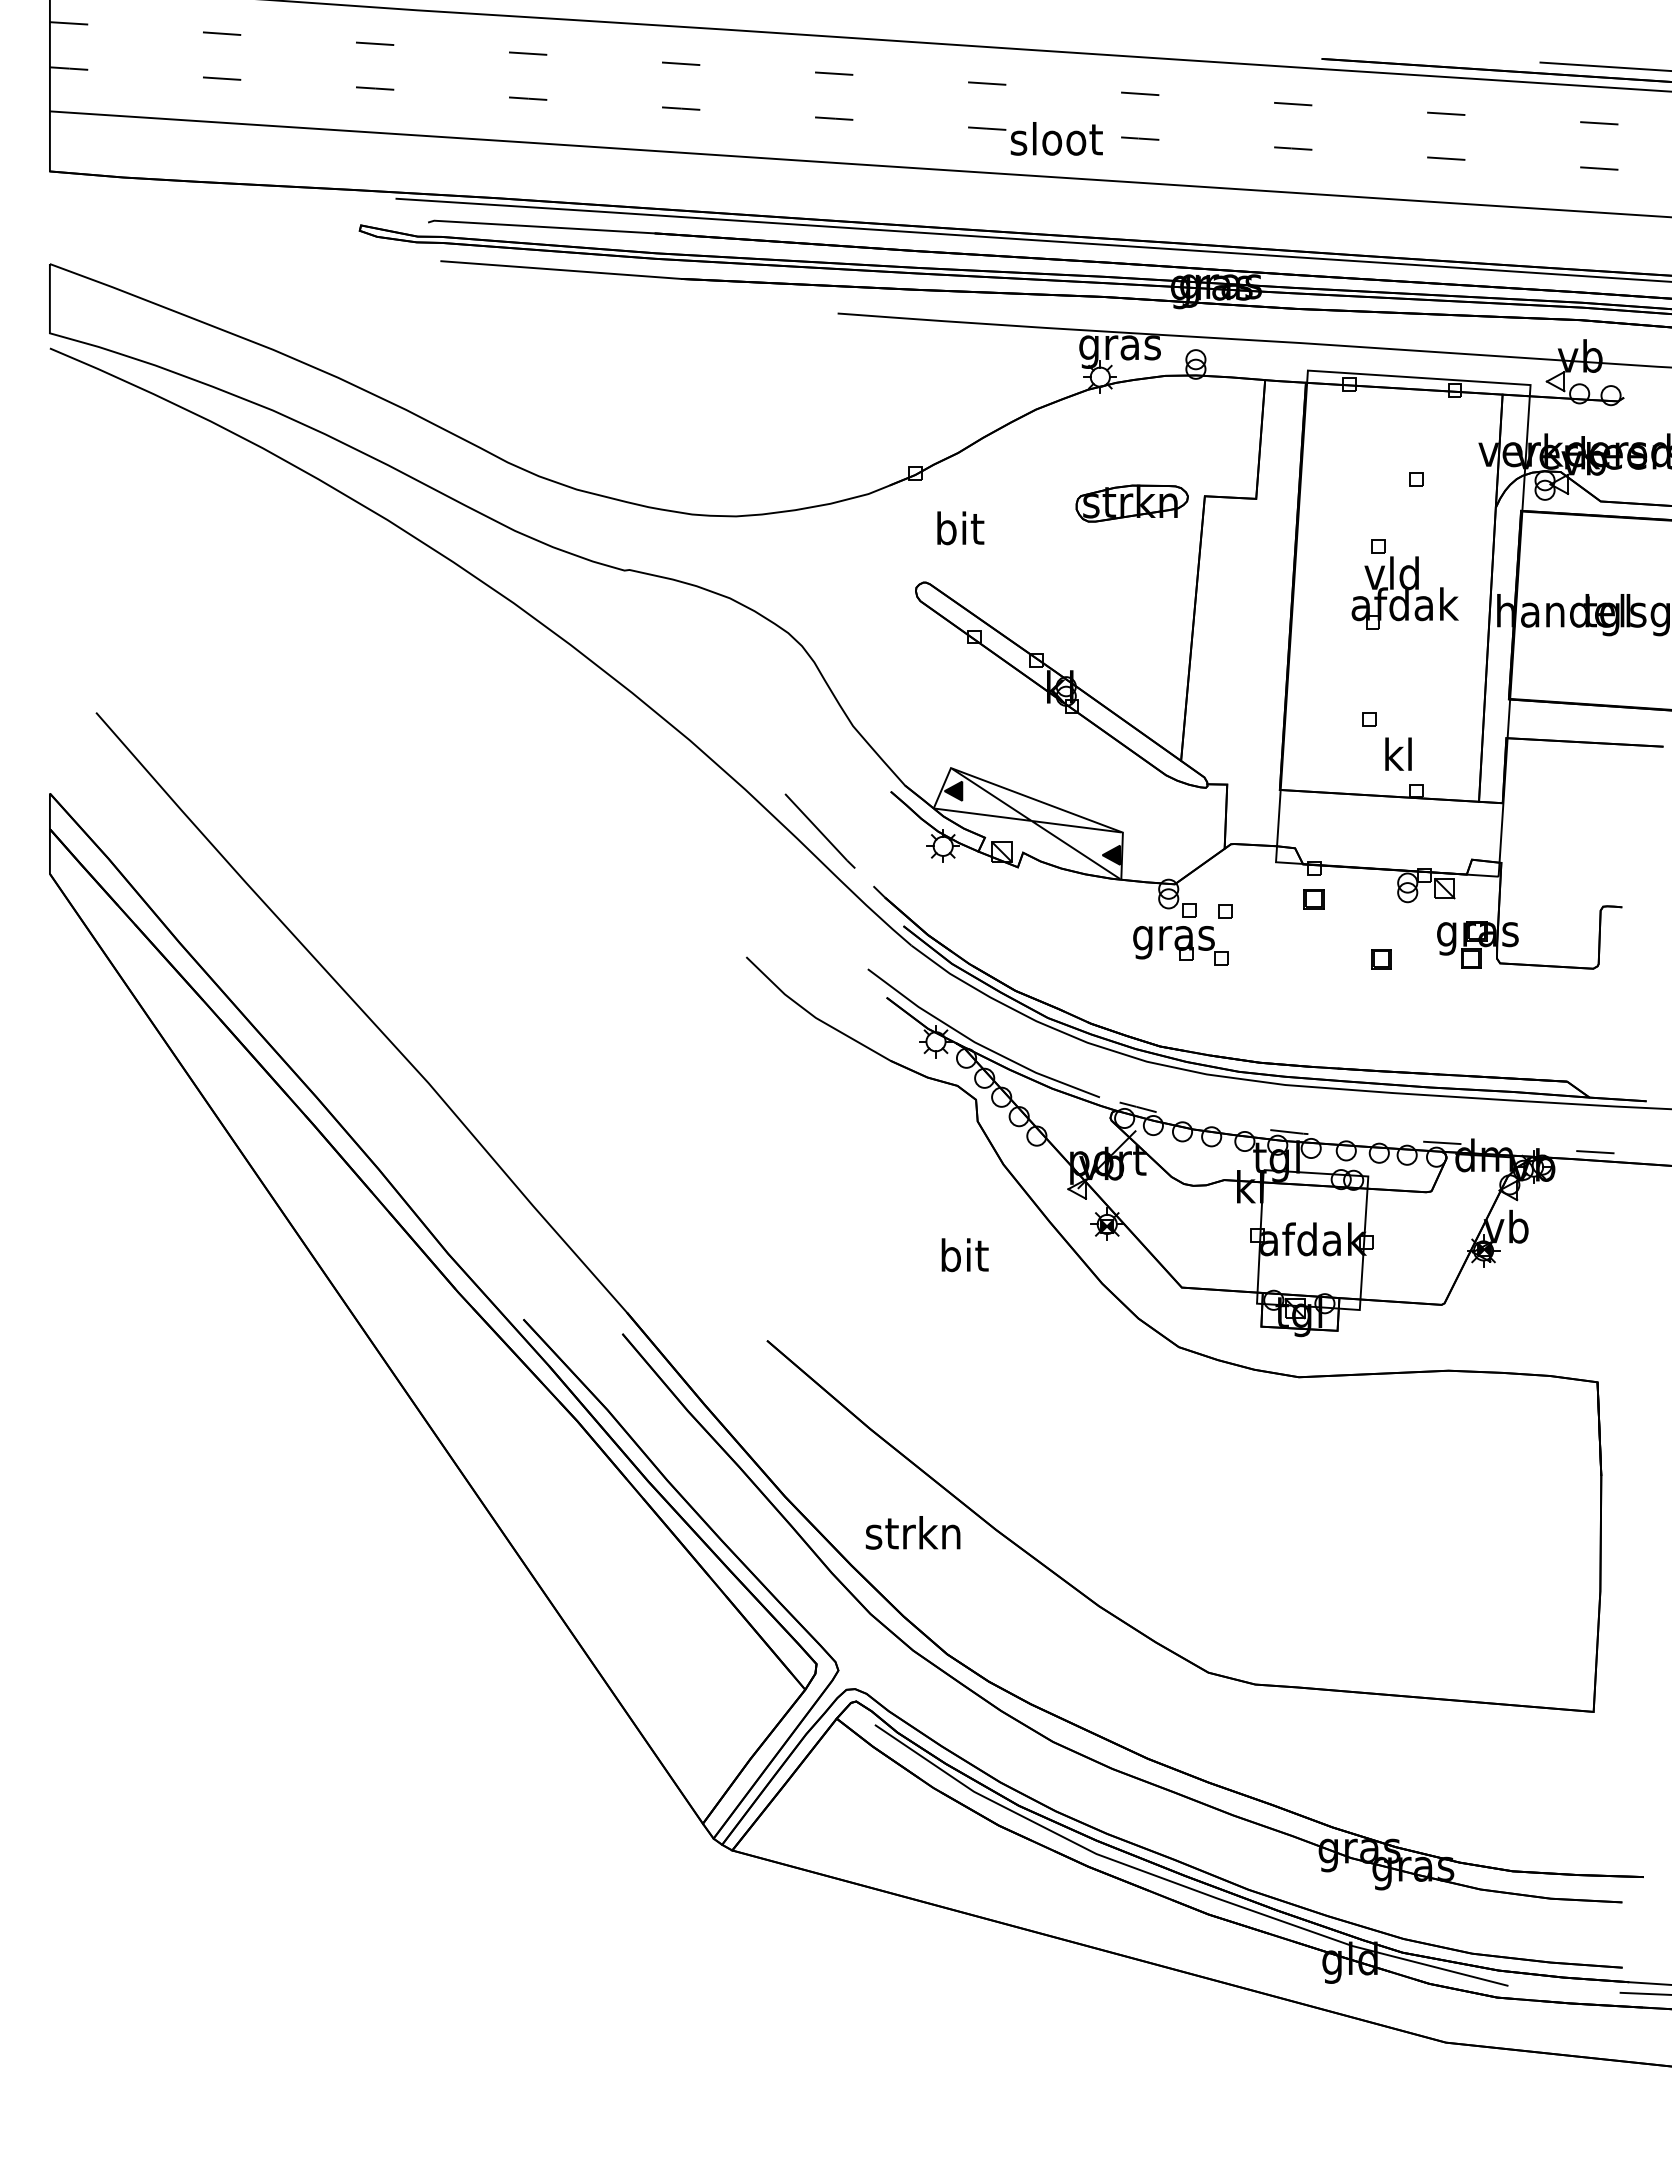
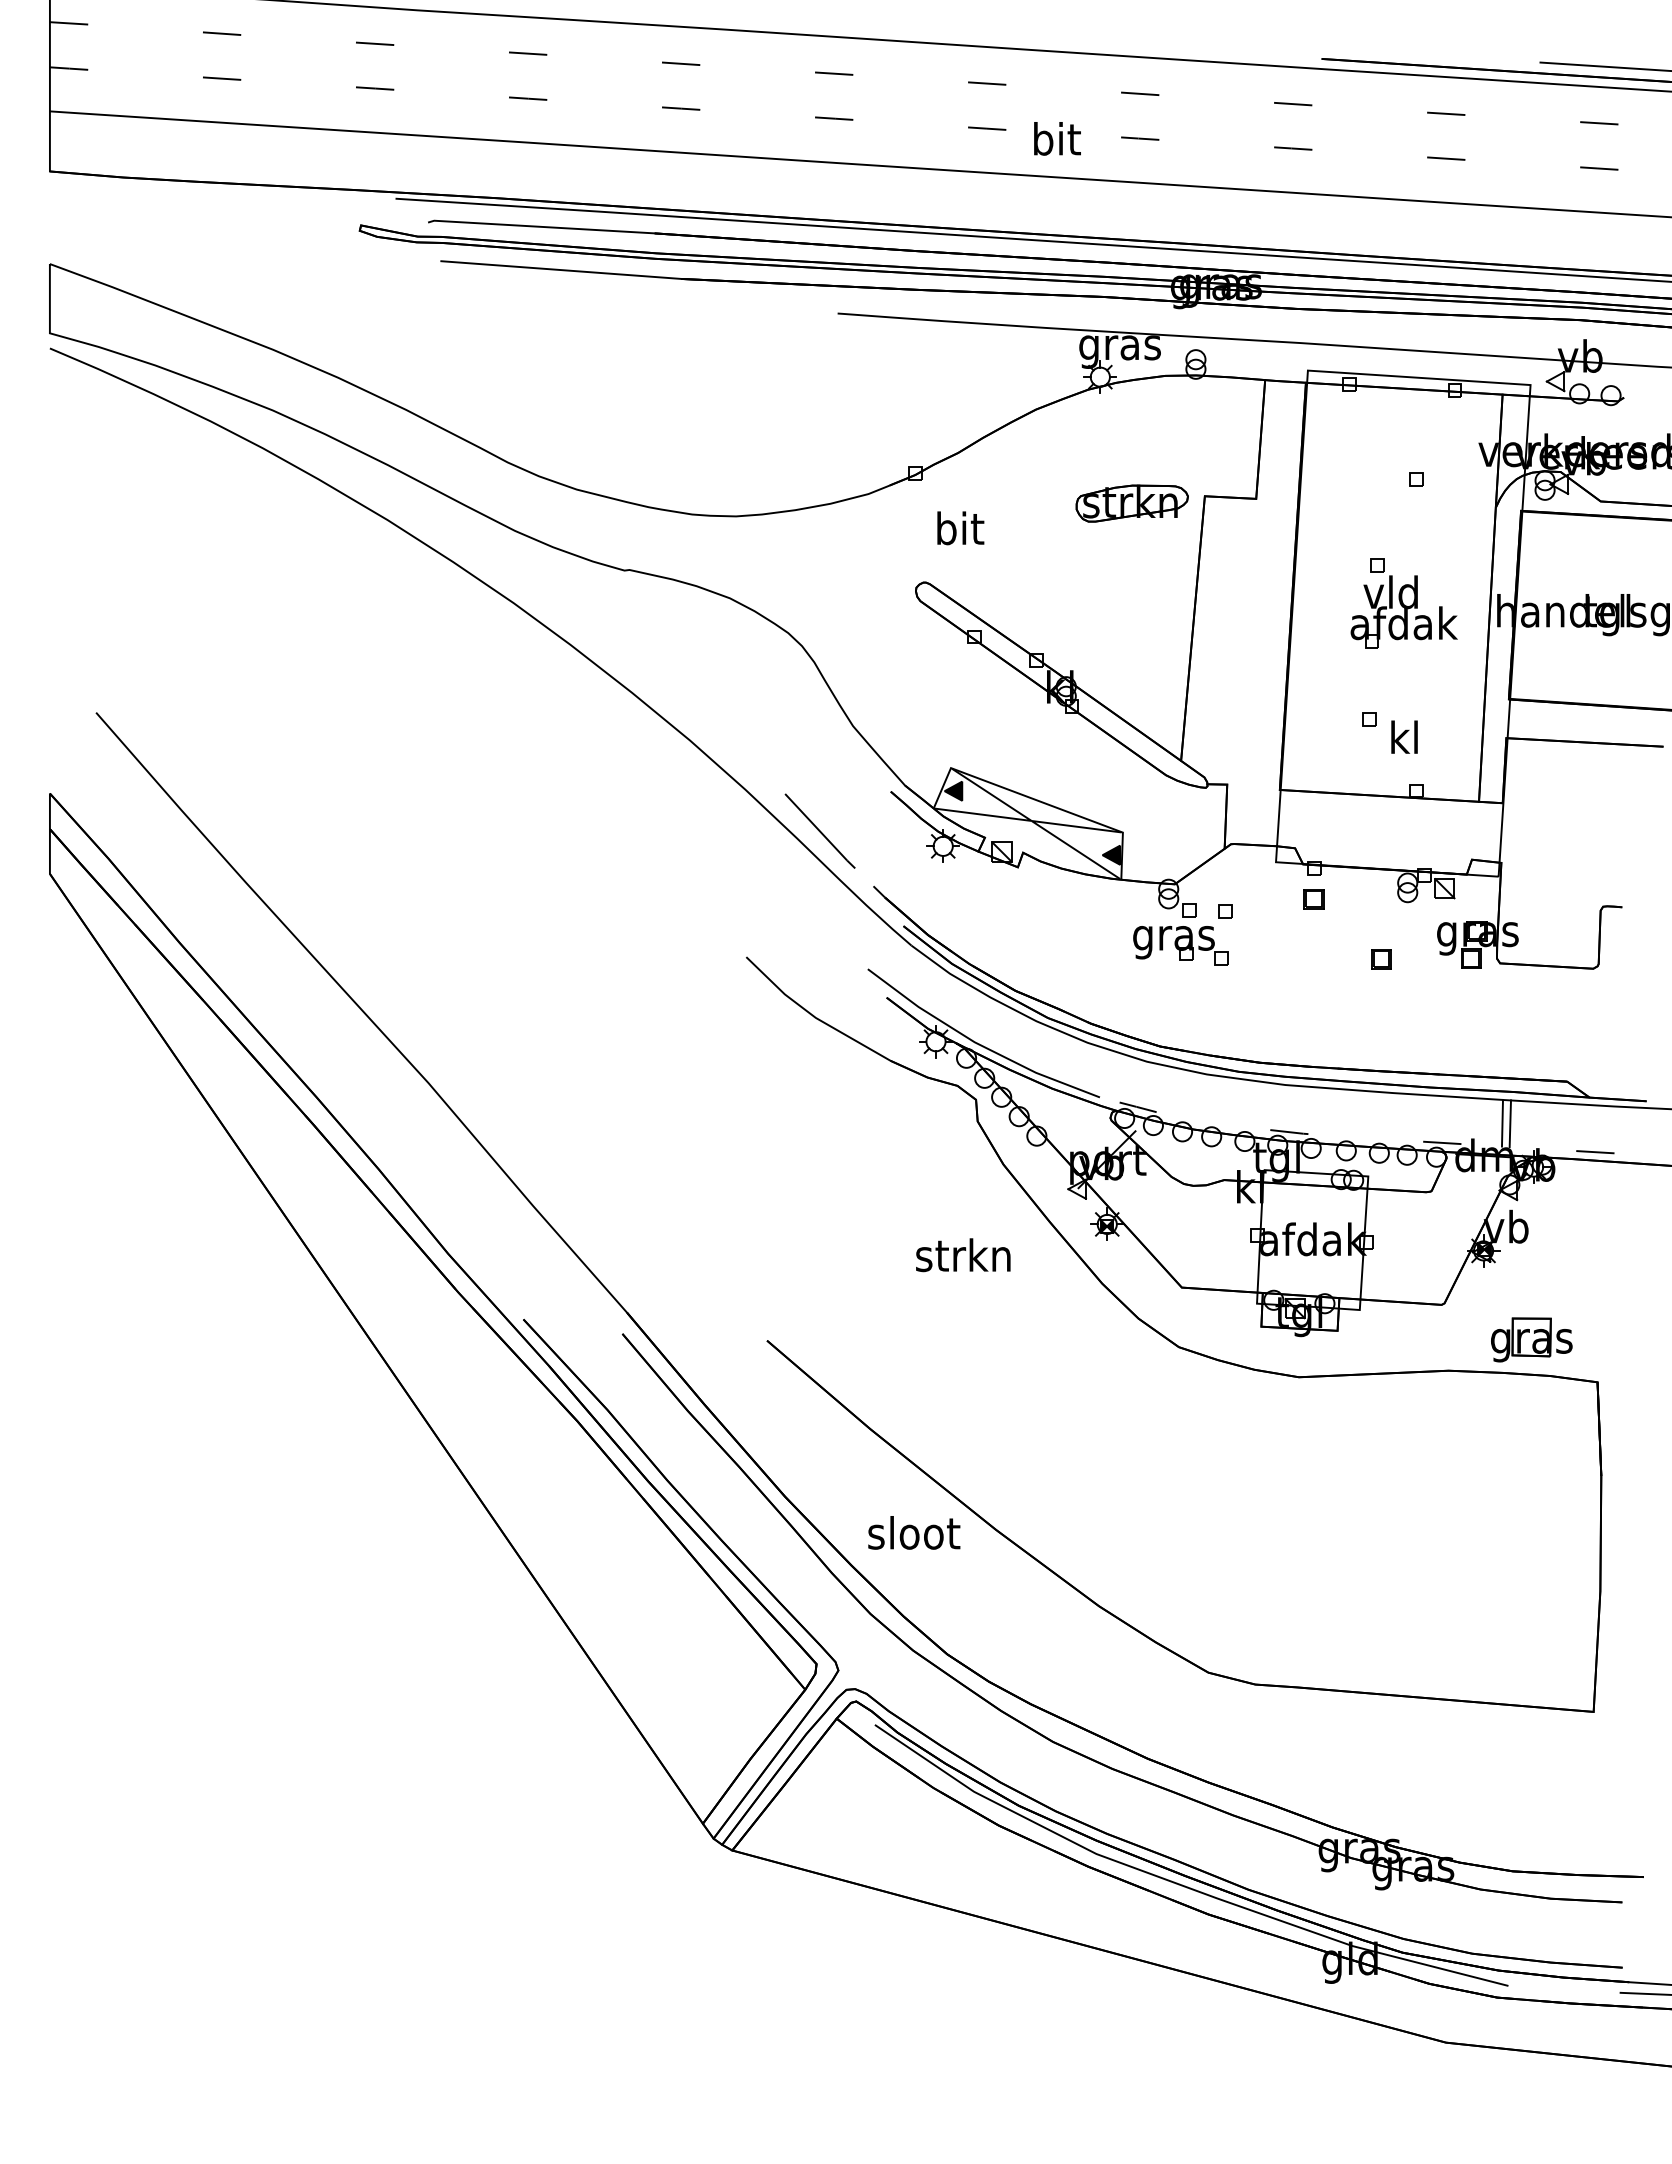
text: sloot -> bit (1056, 138)
part position: (1404, 584) -> (1403, 603) (1403, 603)
text position: (1398, 753) -> (1404, 736) (1404, 736)
line: none -> present (1502, 1122)
line: none -> present (1510, 1123)
text: bit -> strkn (963, 1255)
part: none -> present (1531, 1339)
text: strkn -> sloot (912, 1532)
